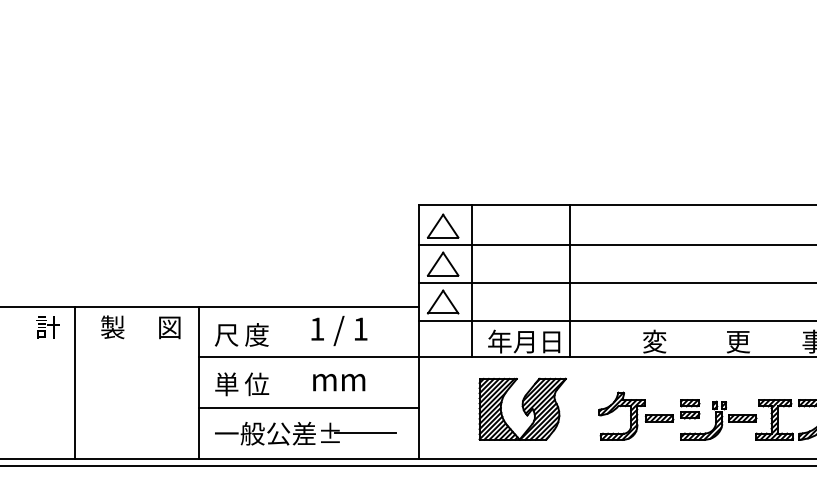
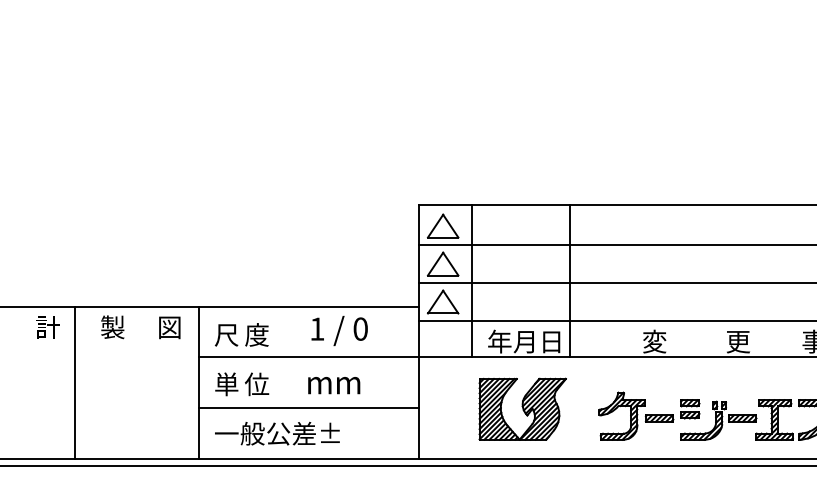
text: 1 -> 0 (360, 328)
text position: (339, 382) -> (334, 385) (334, 385)
line: present -> none (365, 433)
